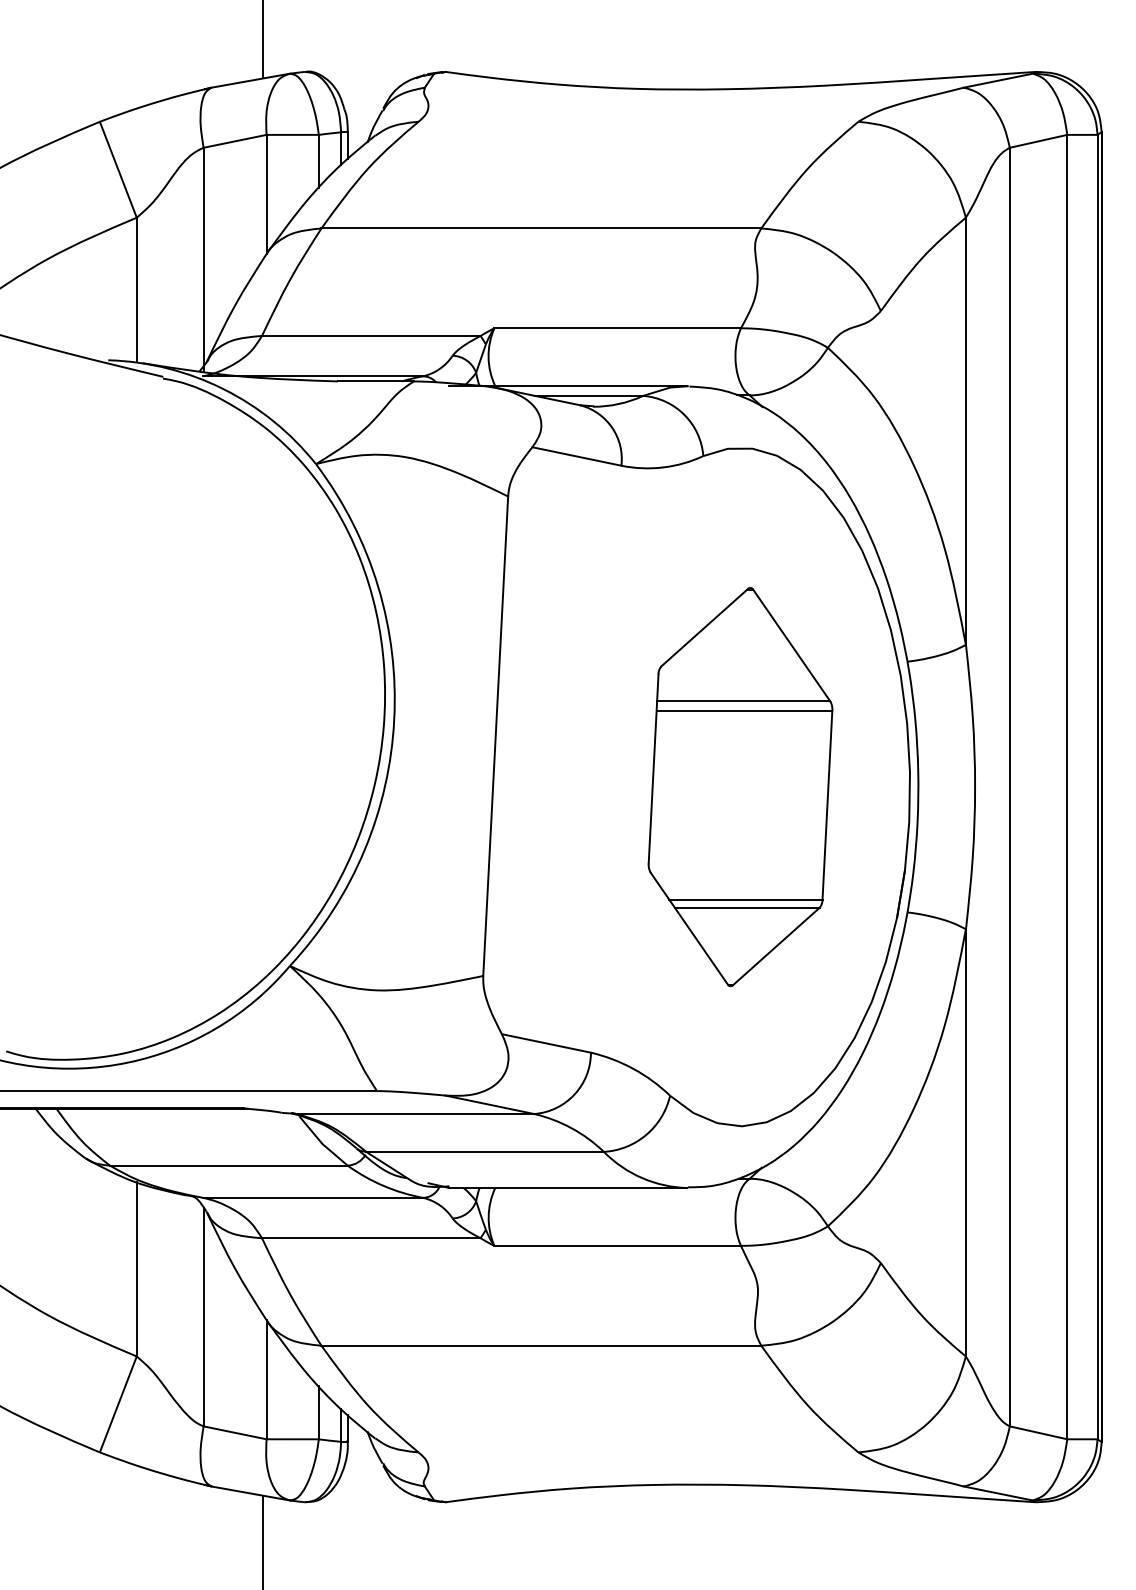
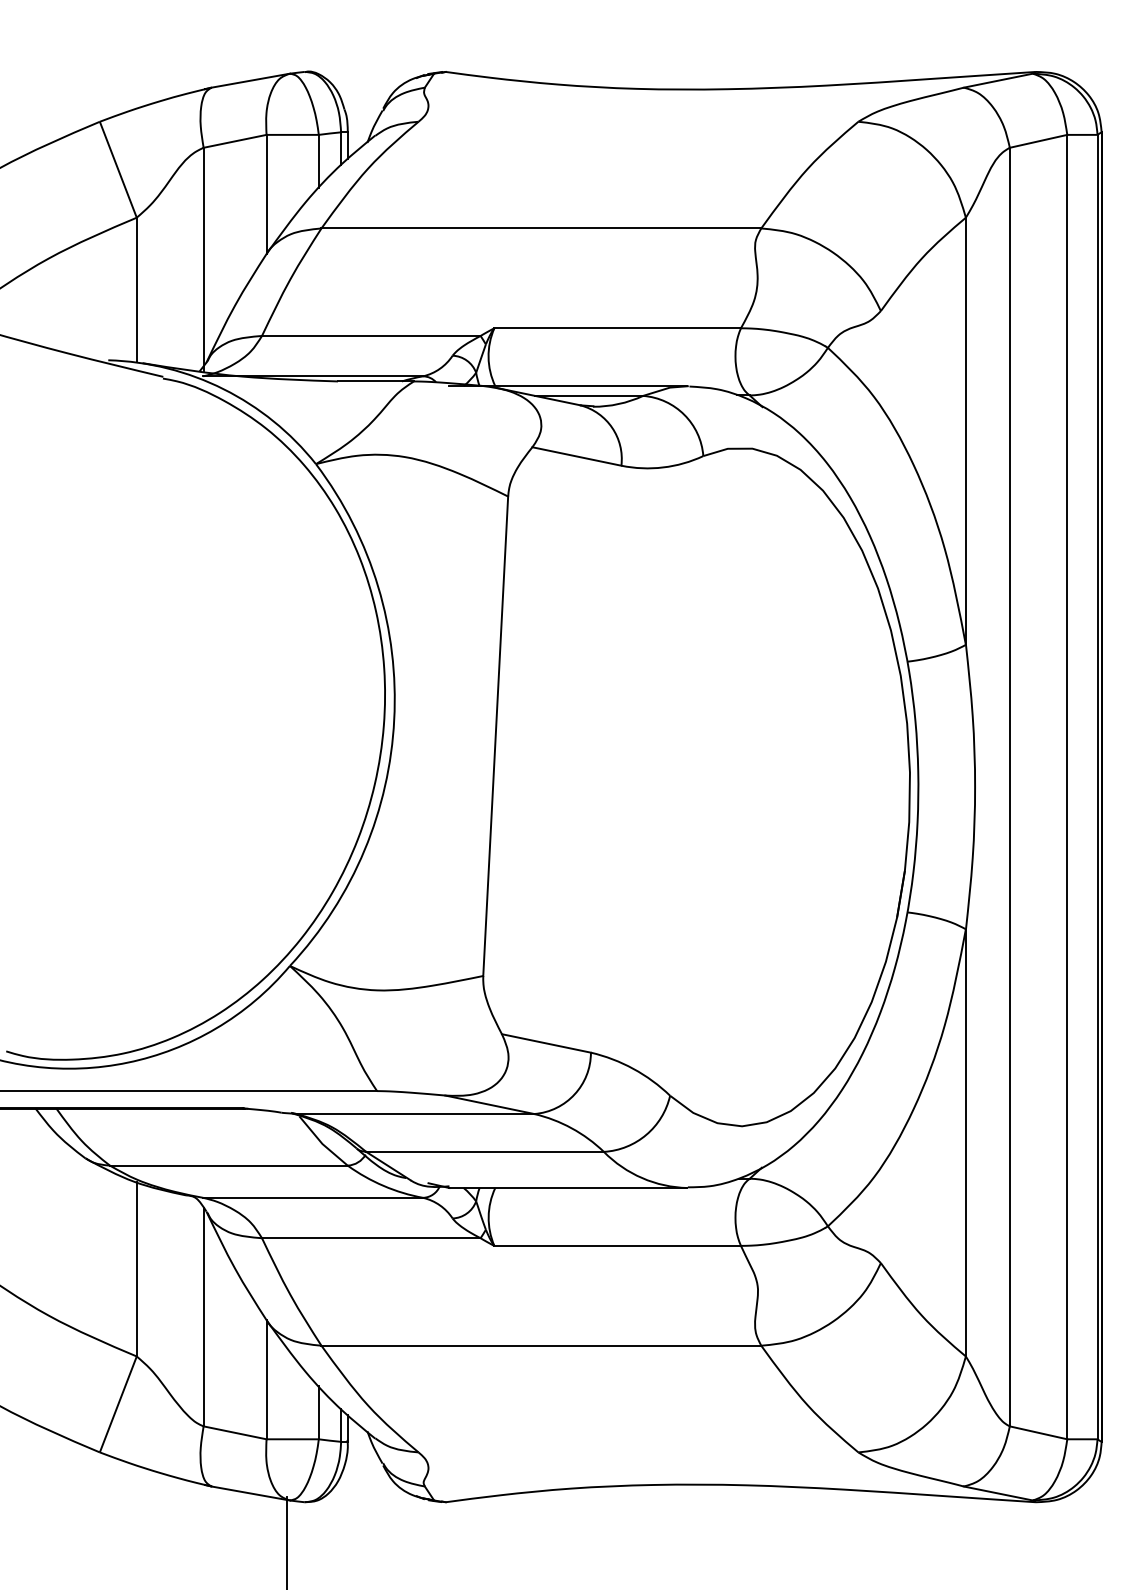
line: present -> none (263, 40)
part: present -> none (740, 787)
line position: (263, 1541) -> (287, 1541) (287, 1541)
